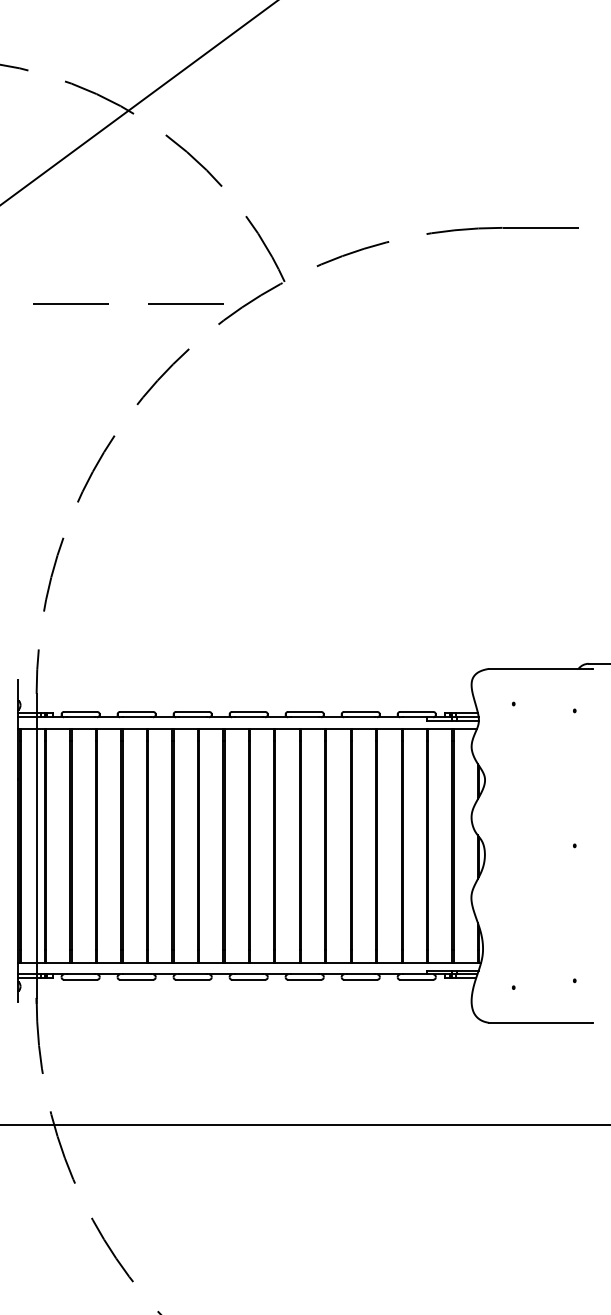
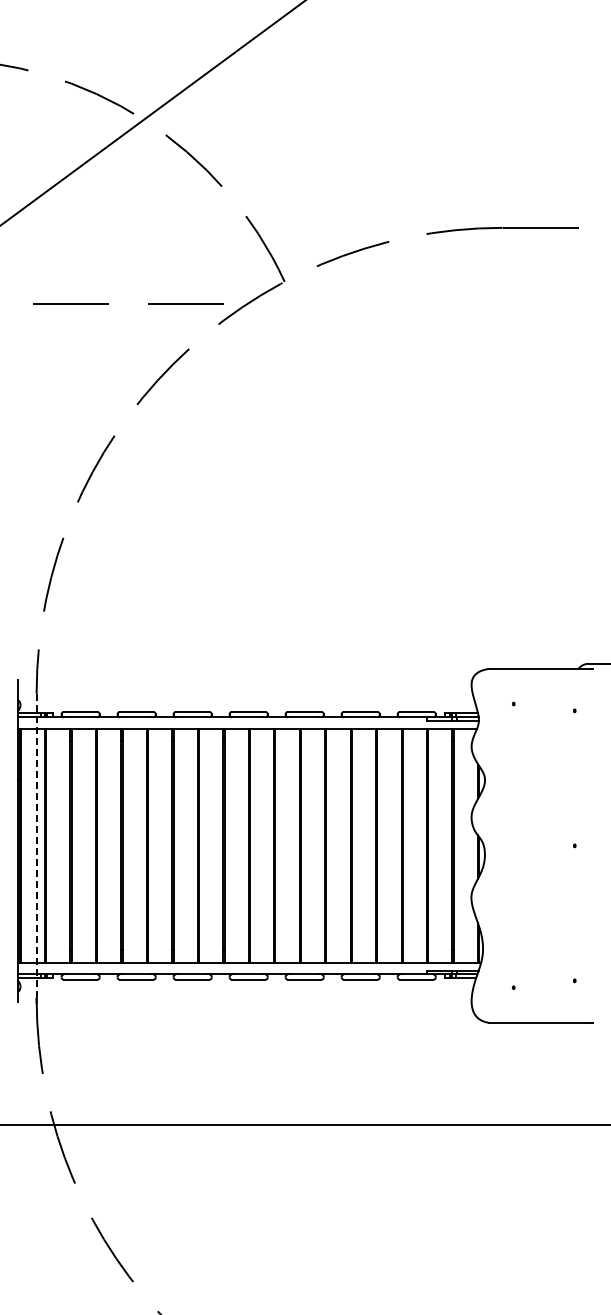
line position: (138, 102) -> (152, 113) (152, 113)
line: solid -> dashed (36, 846)
